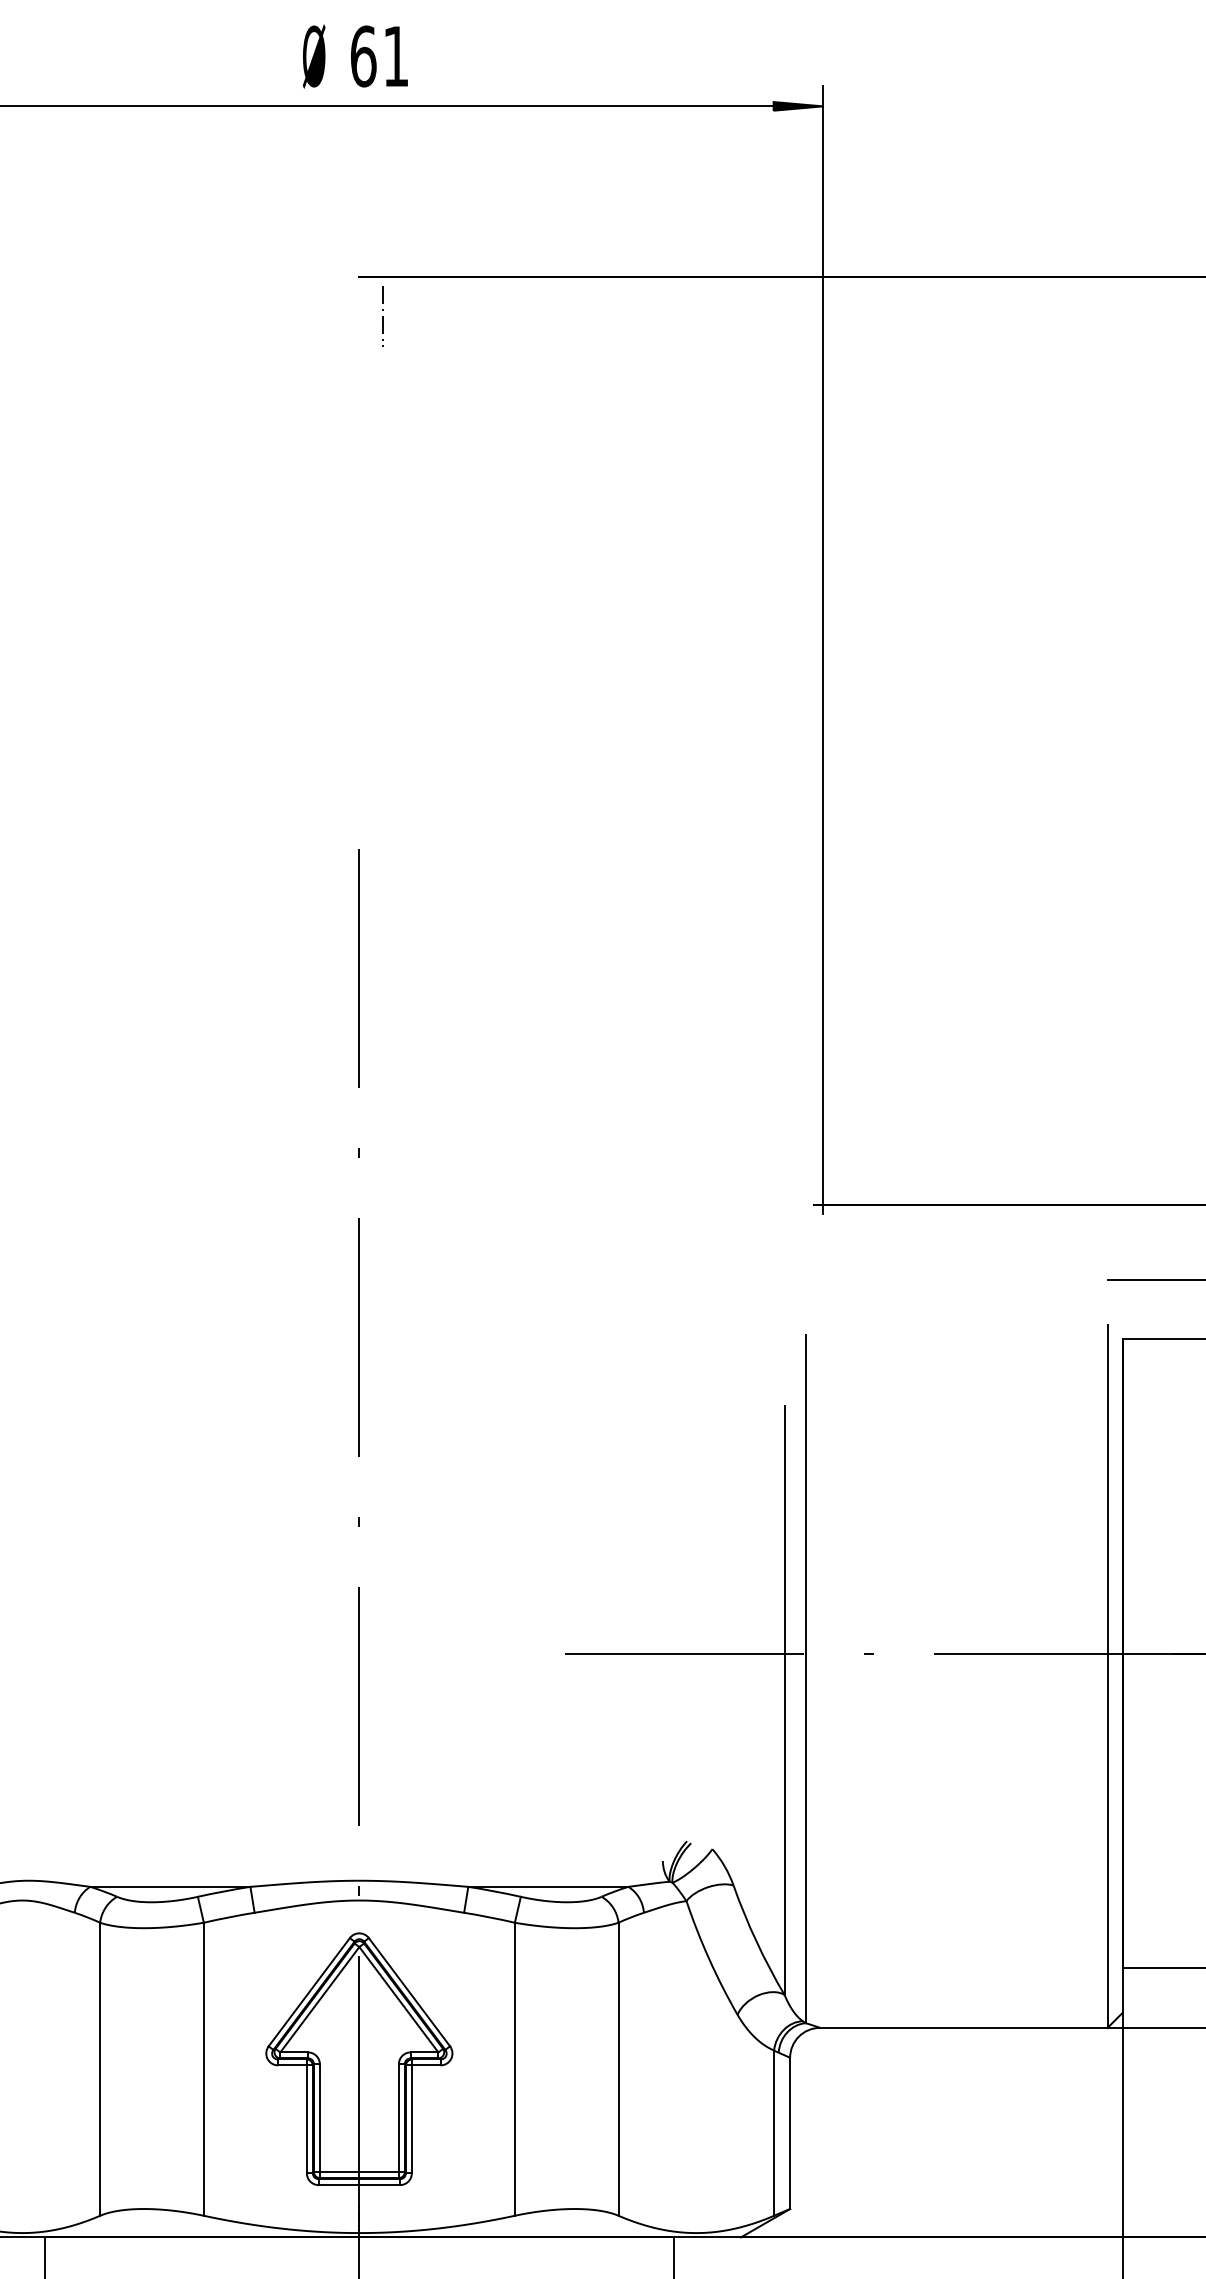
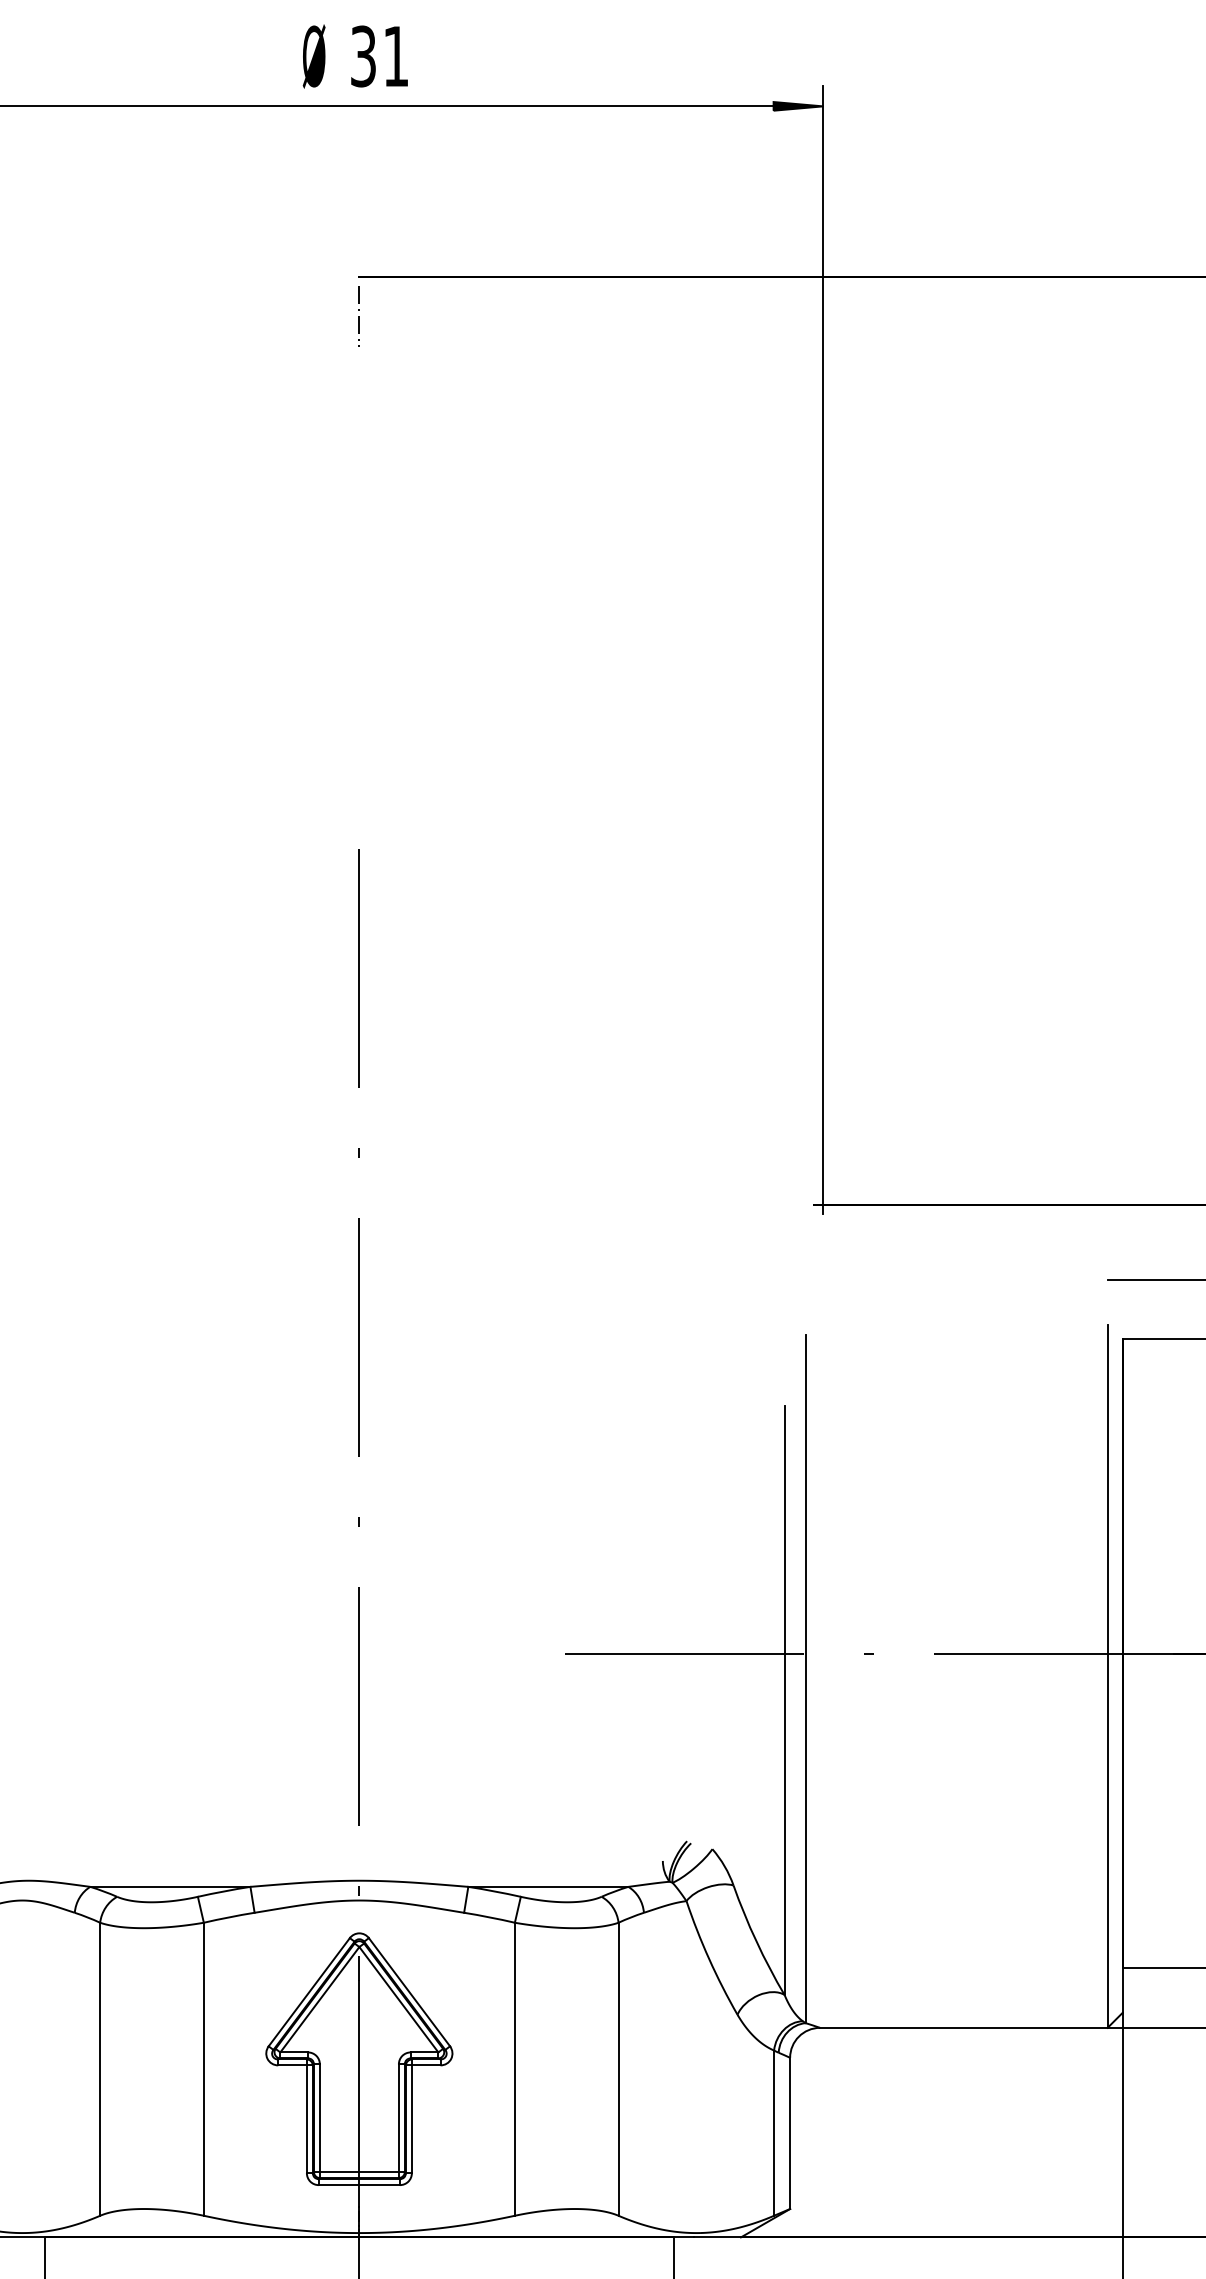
text: 61 -> 31 (363, 56)
line position: (382, 316) -> (358, 316) (358, 316)
